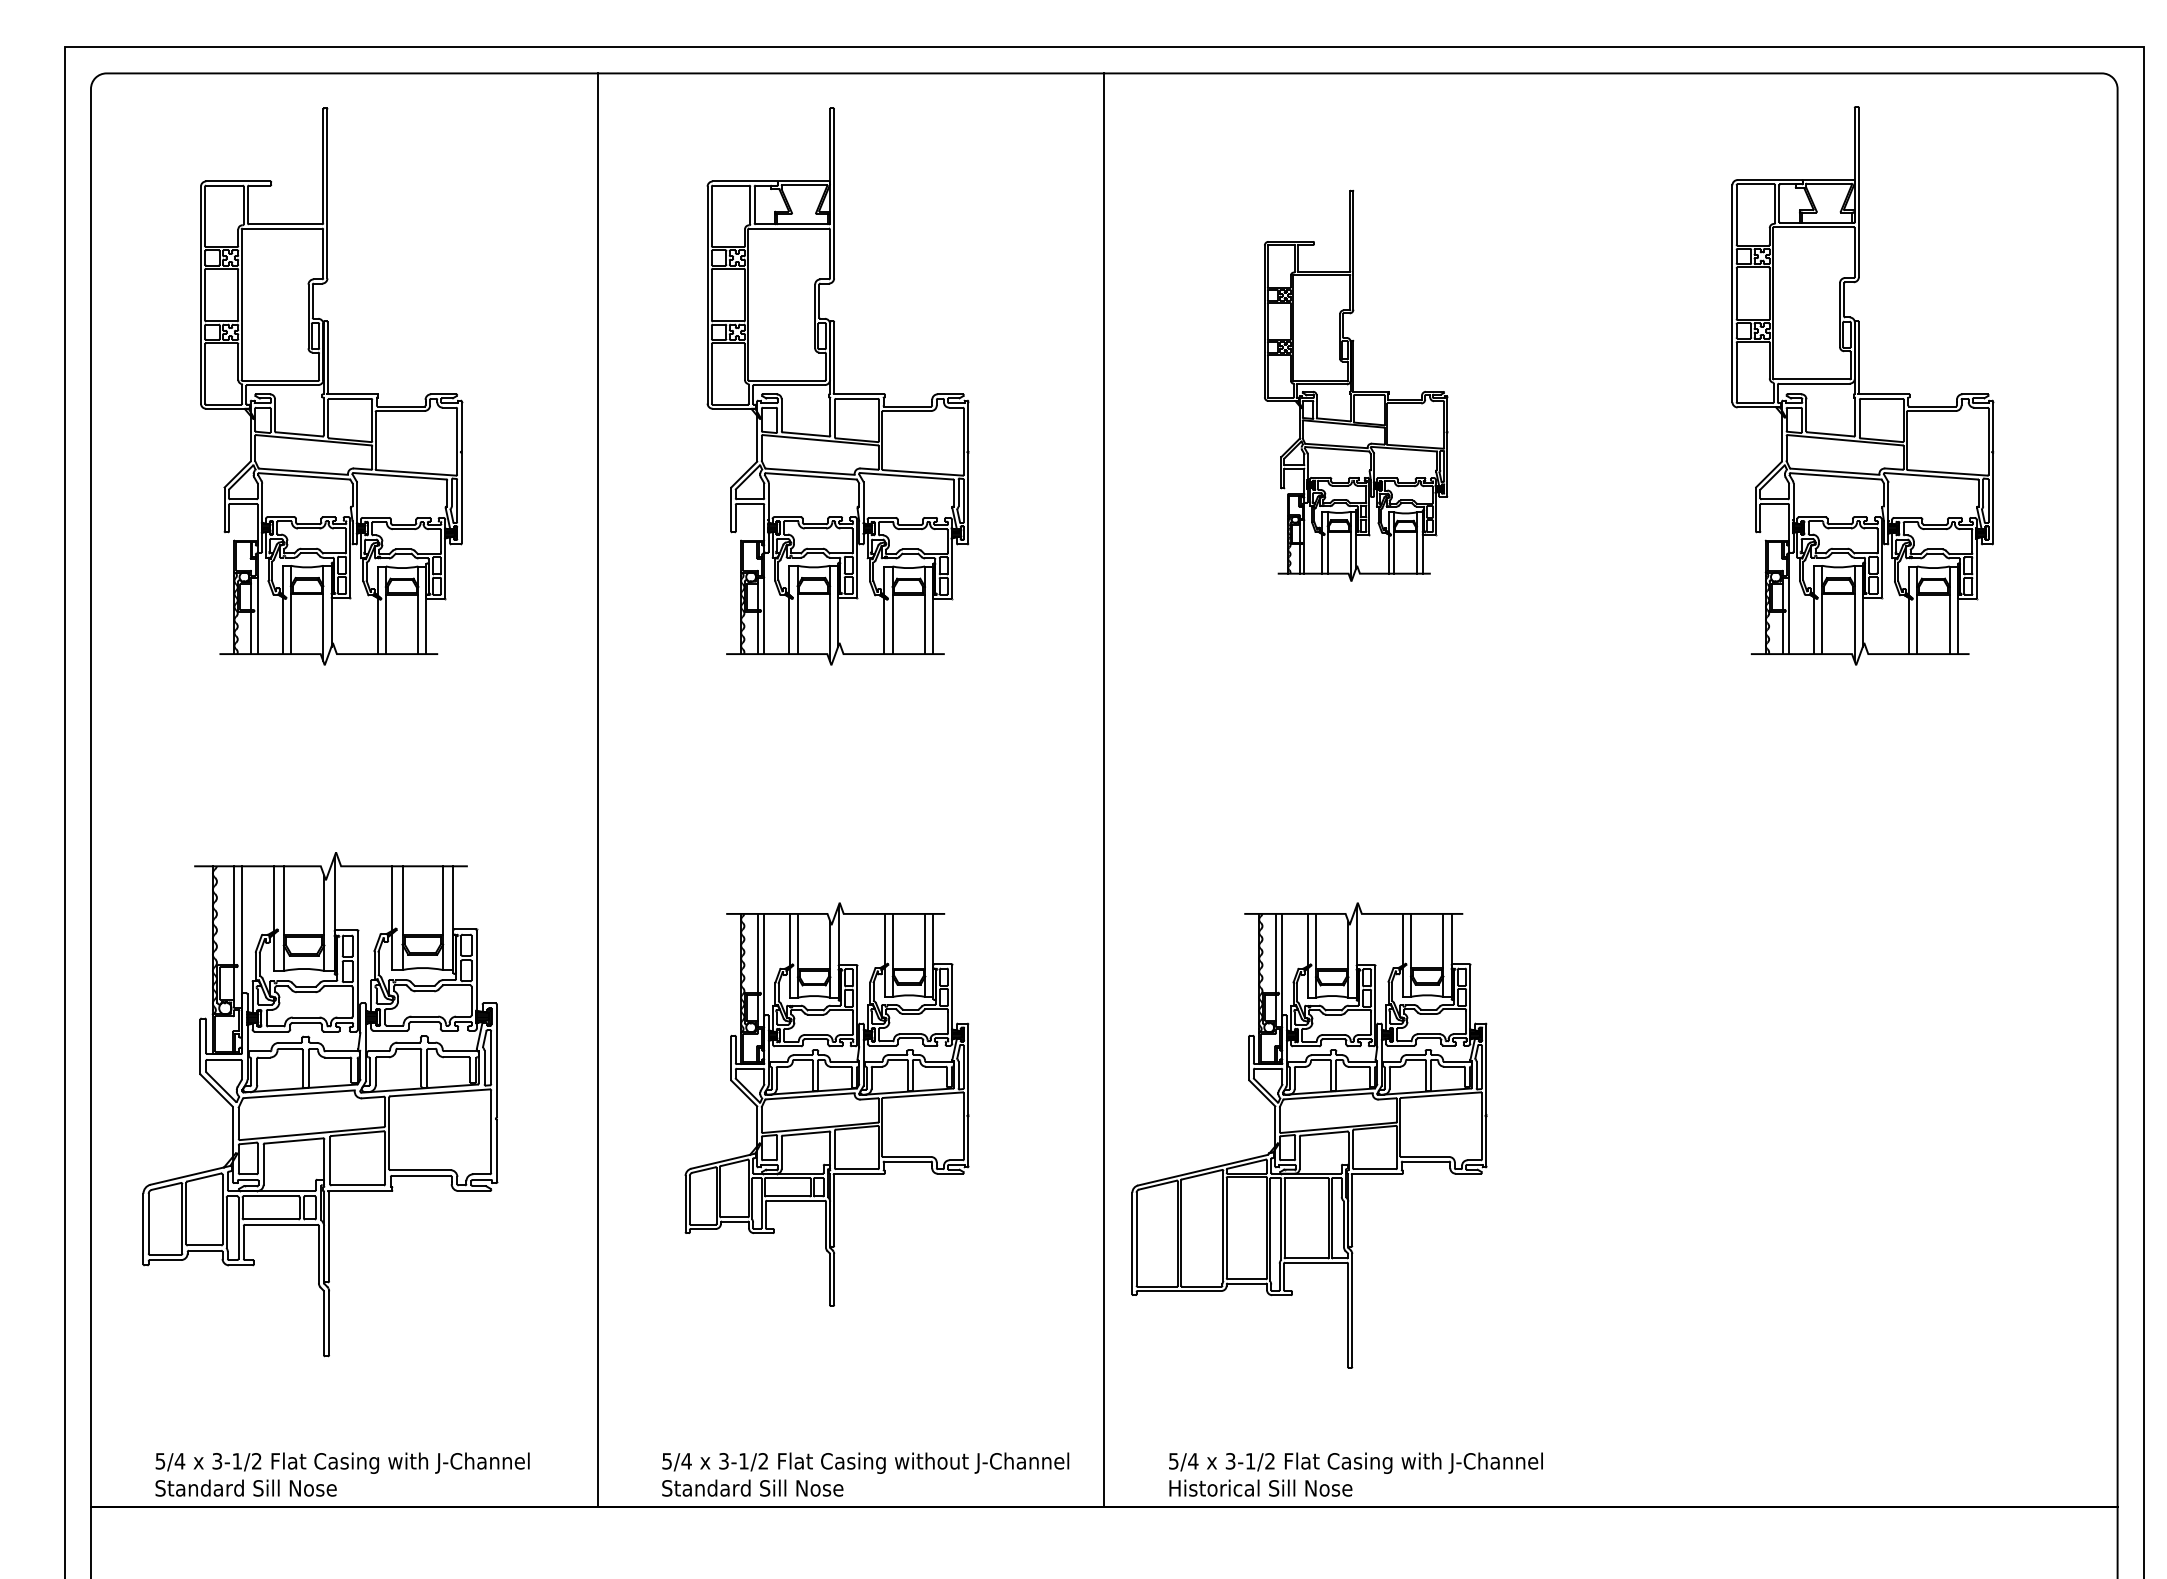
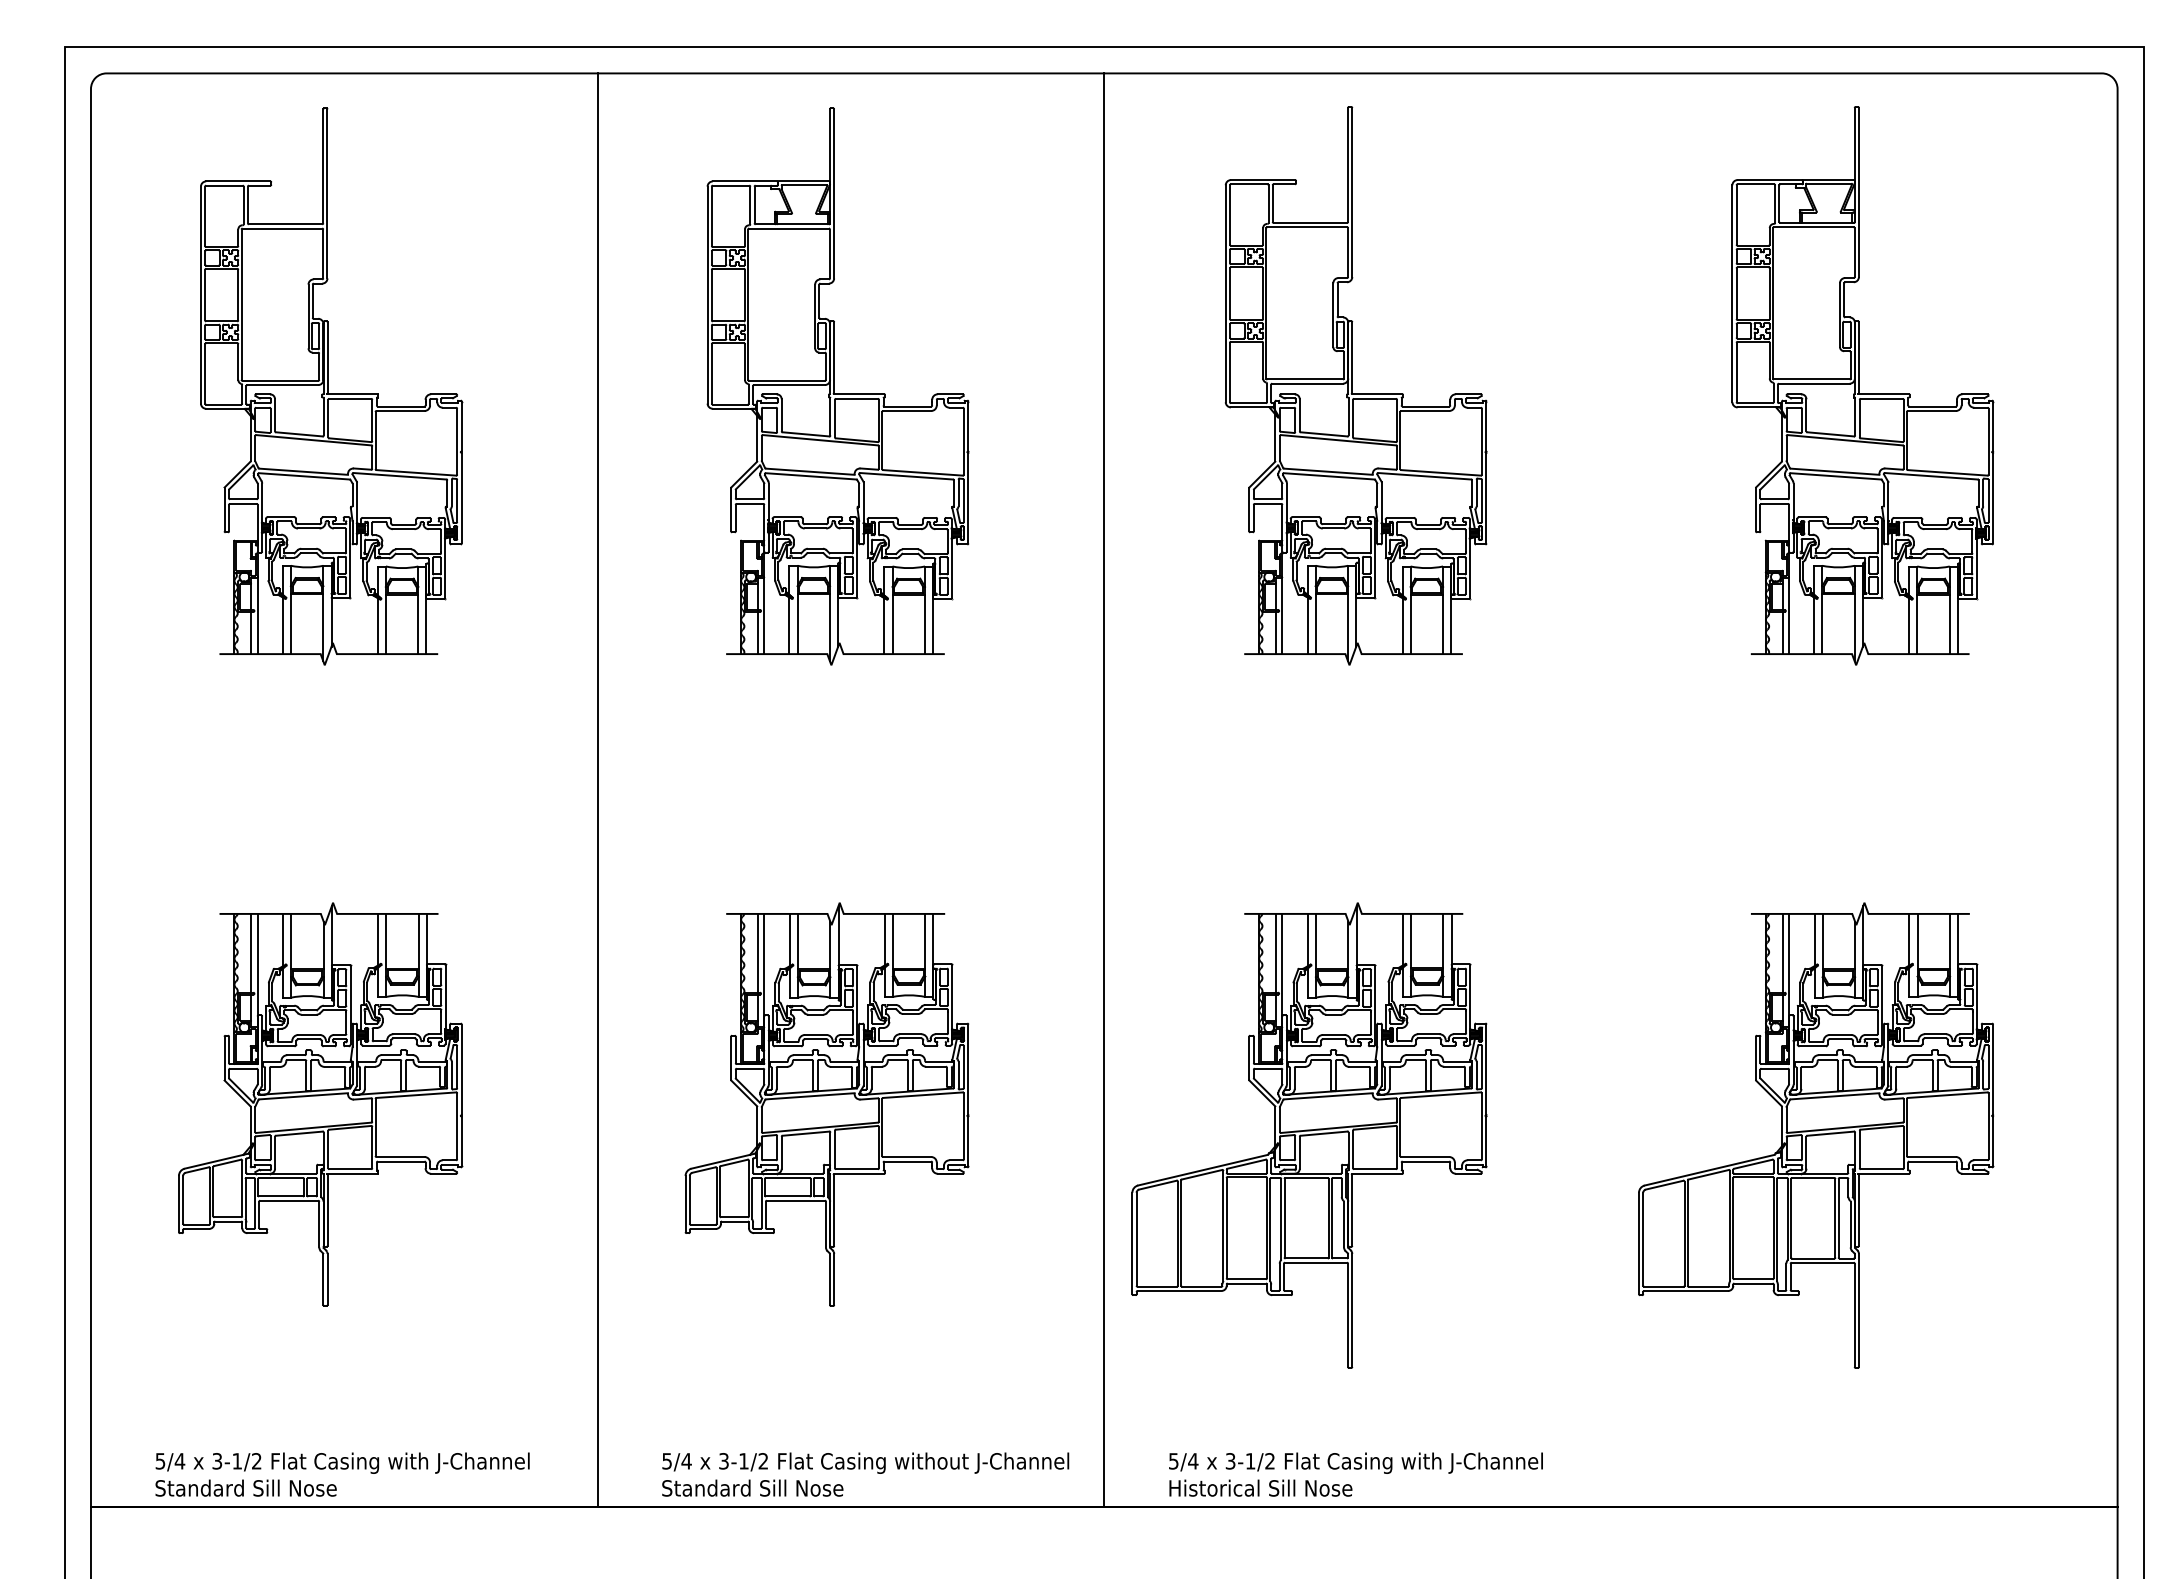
part size: 185x393 px -> 264x560 px (1355, 385)
part size: 357x506 px -> 286x405 px (320, 1104)
part: none -> present (1816, 1135)
